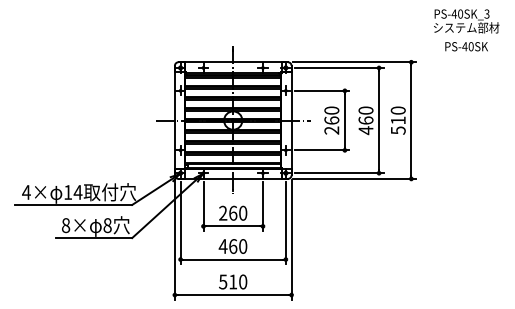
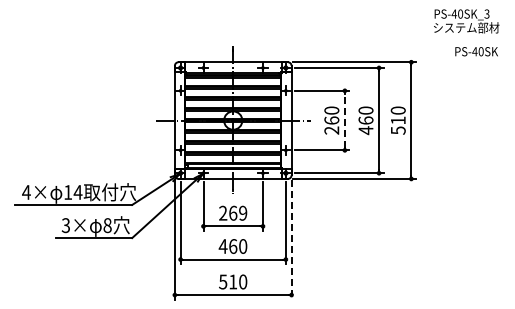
text position: (466, 46) -> (476, 51) (476, 51)
line: solid -> dashed (344, 120)
text: 260 -> 269 (243, 213)
text: 8× -> 3× (65, 225)
line: solid -> dashed (291, 239)
